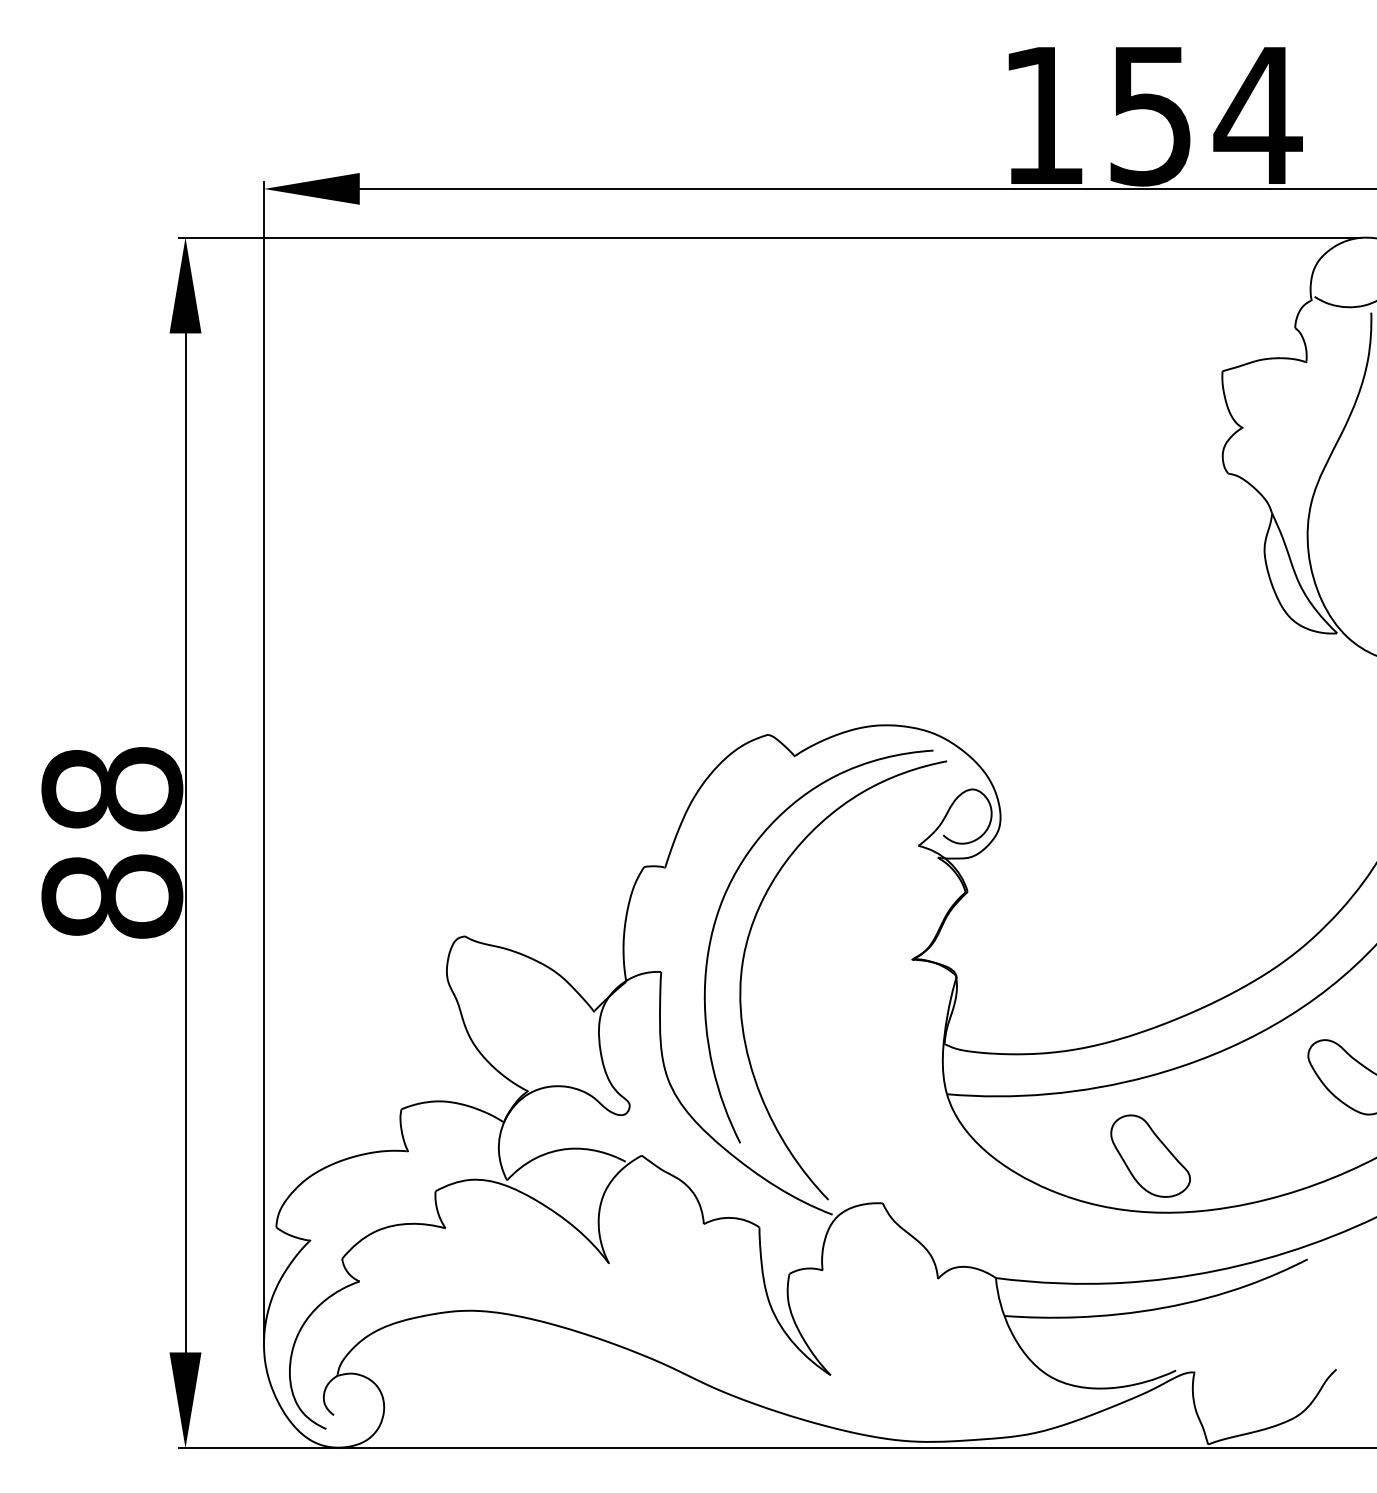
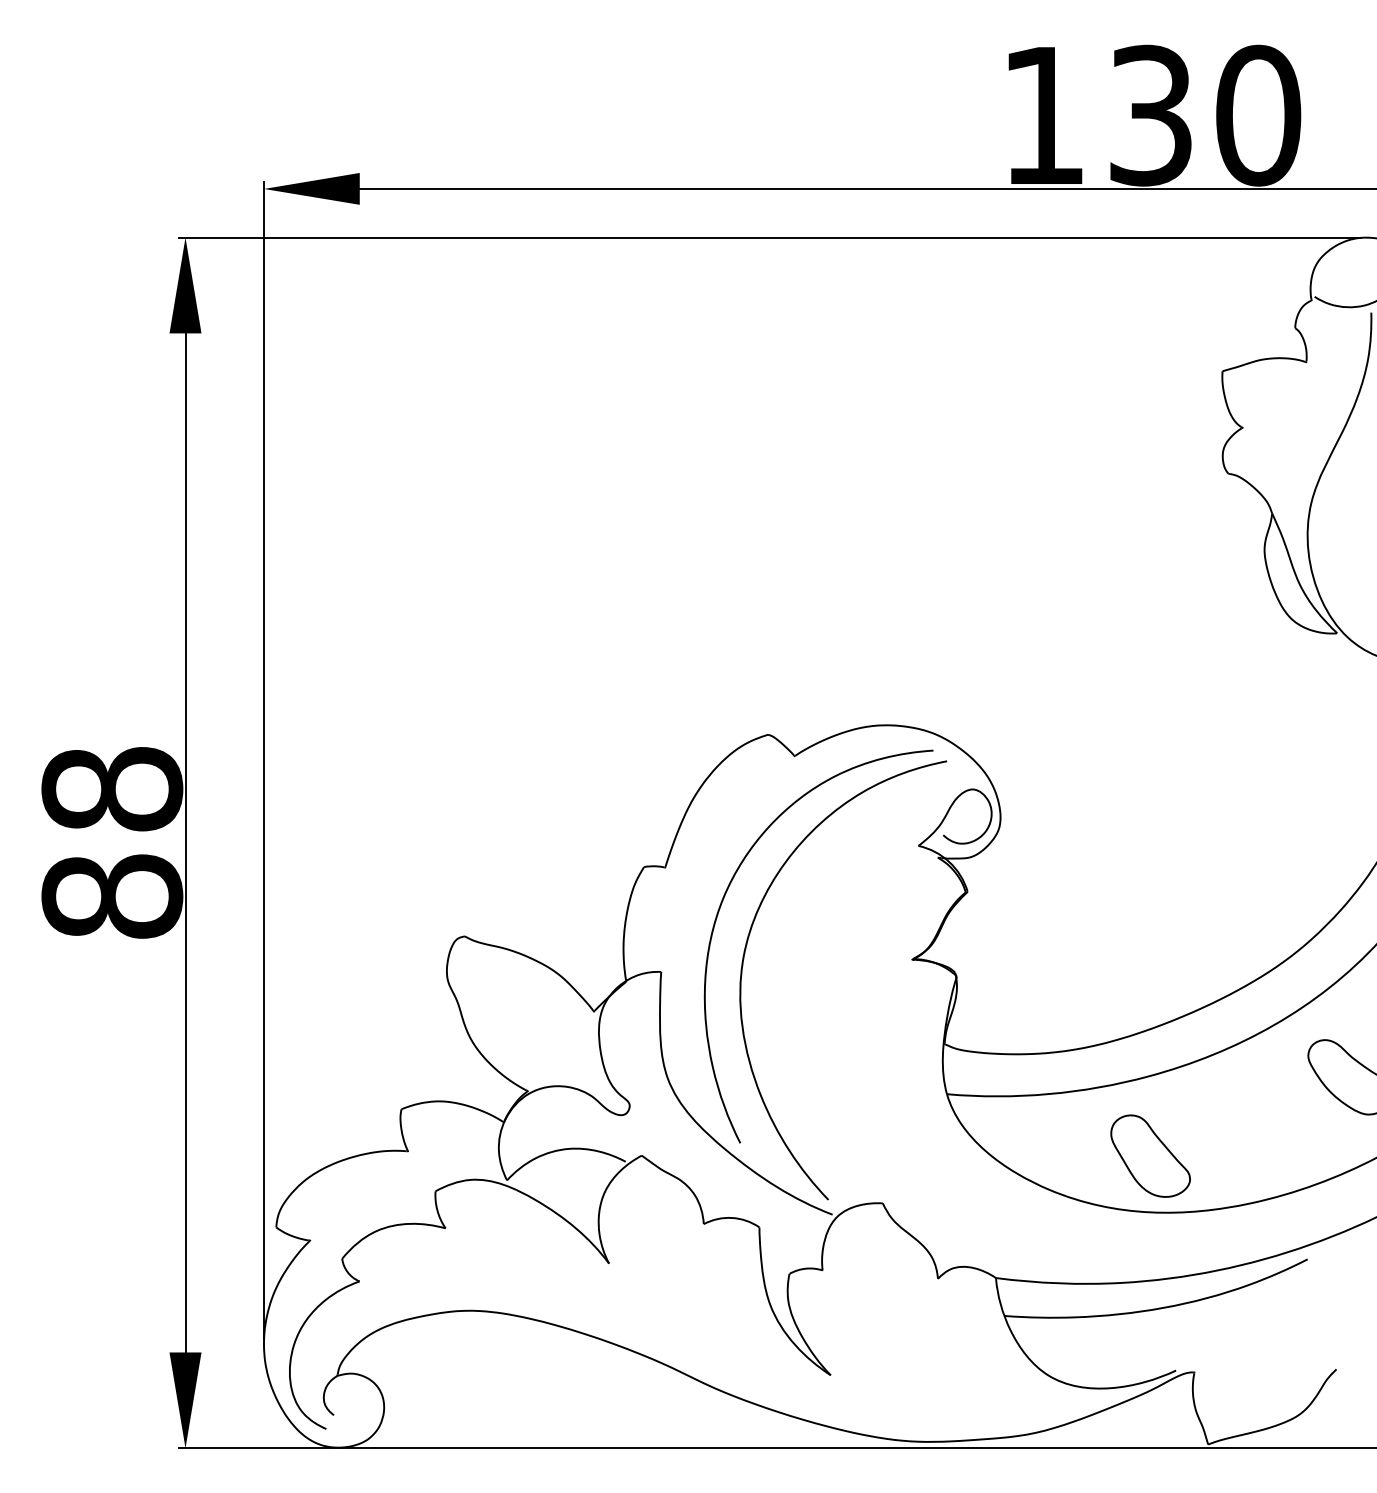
text: 154 -> 130 (1206, 115)
